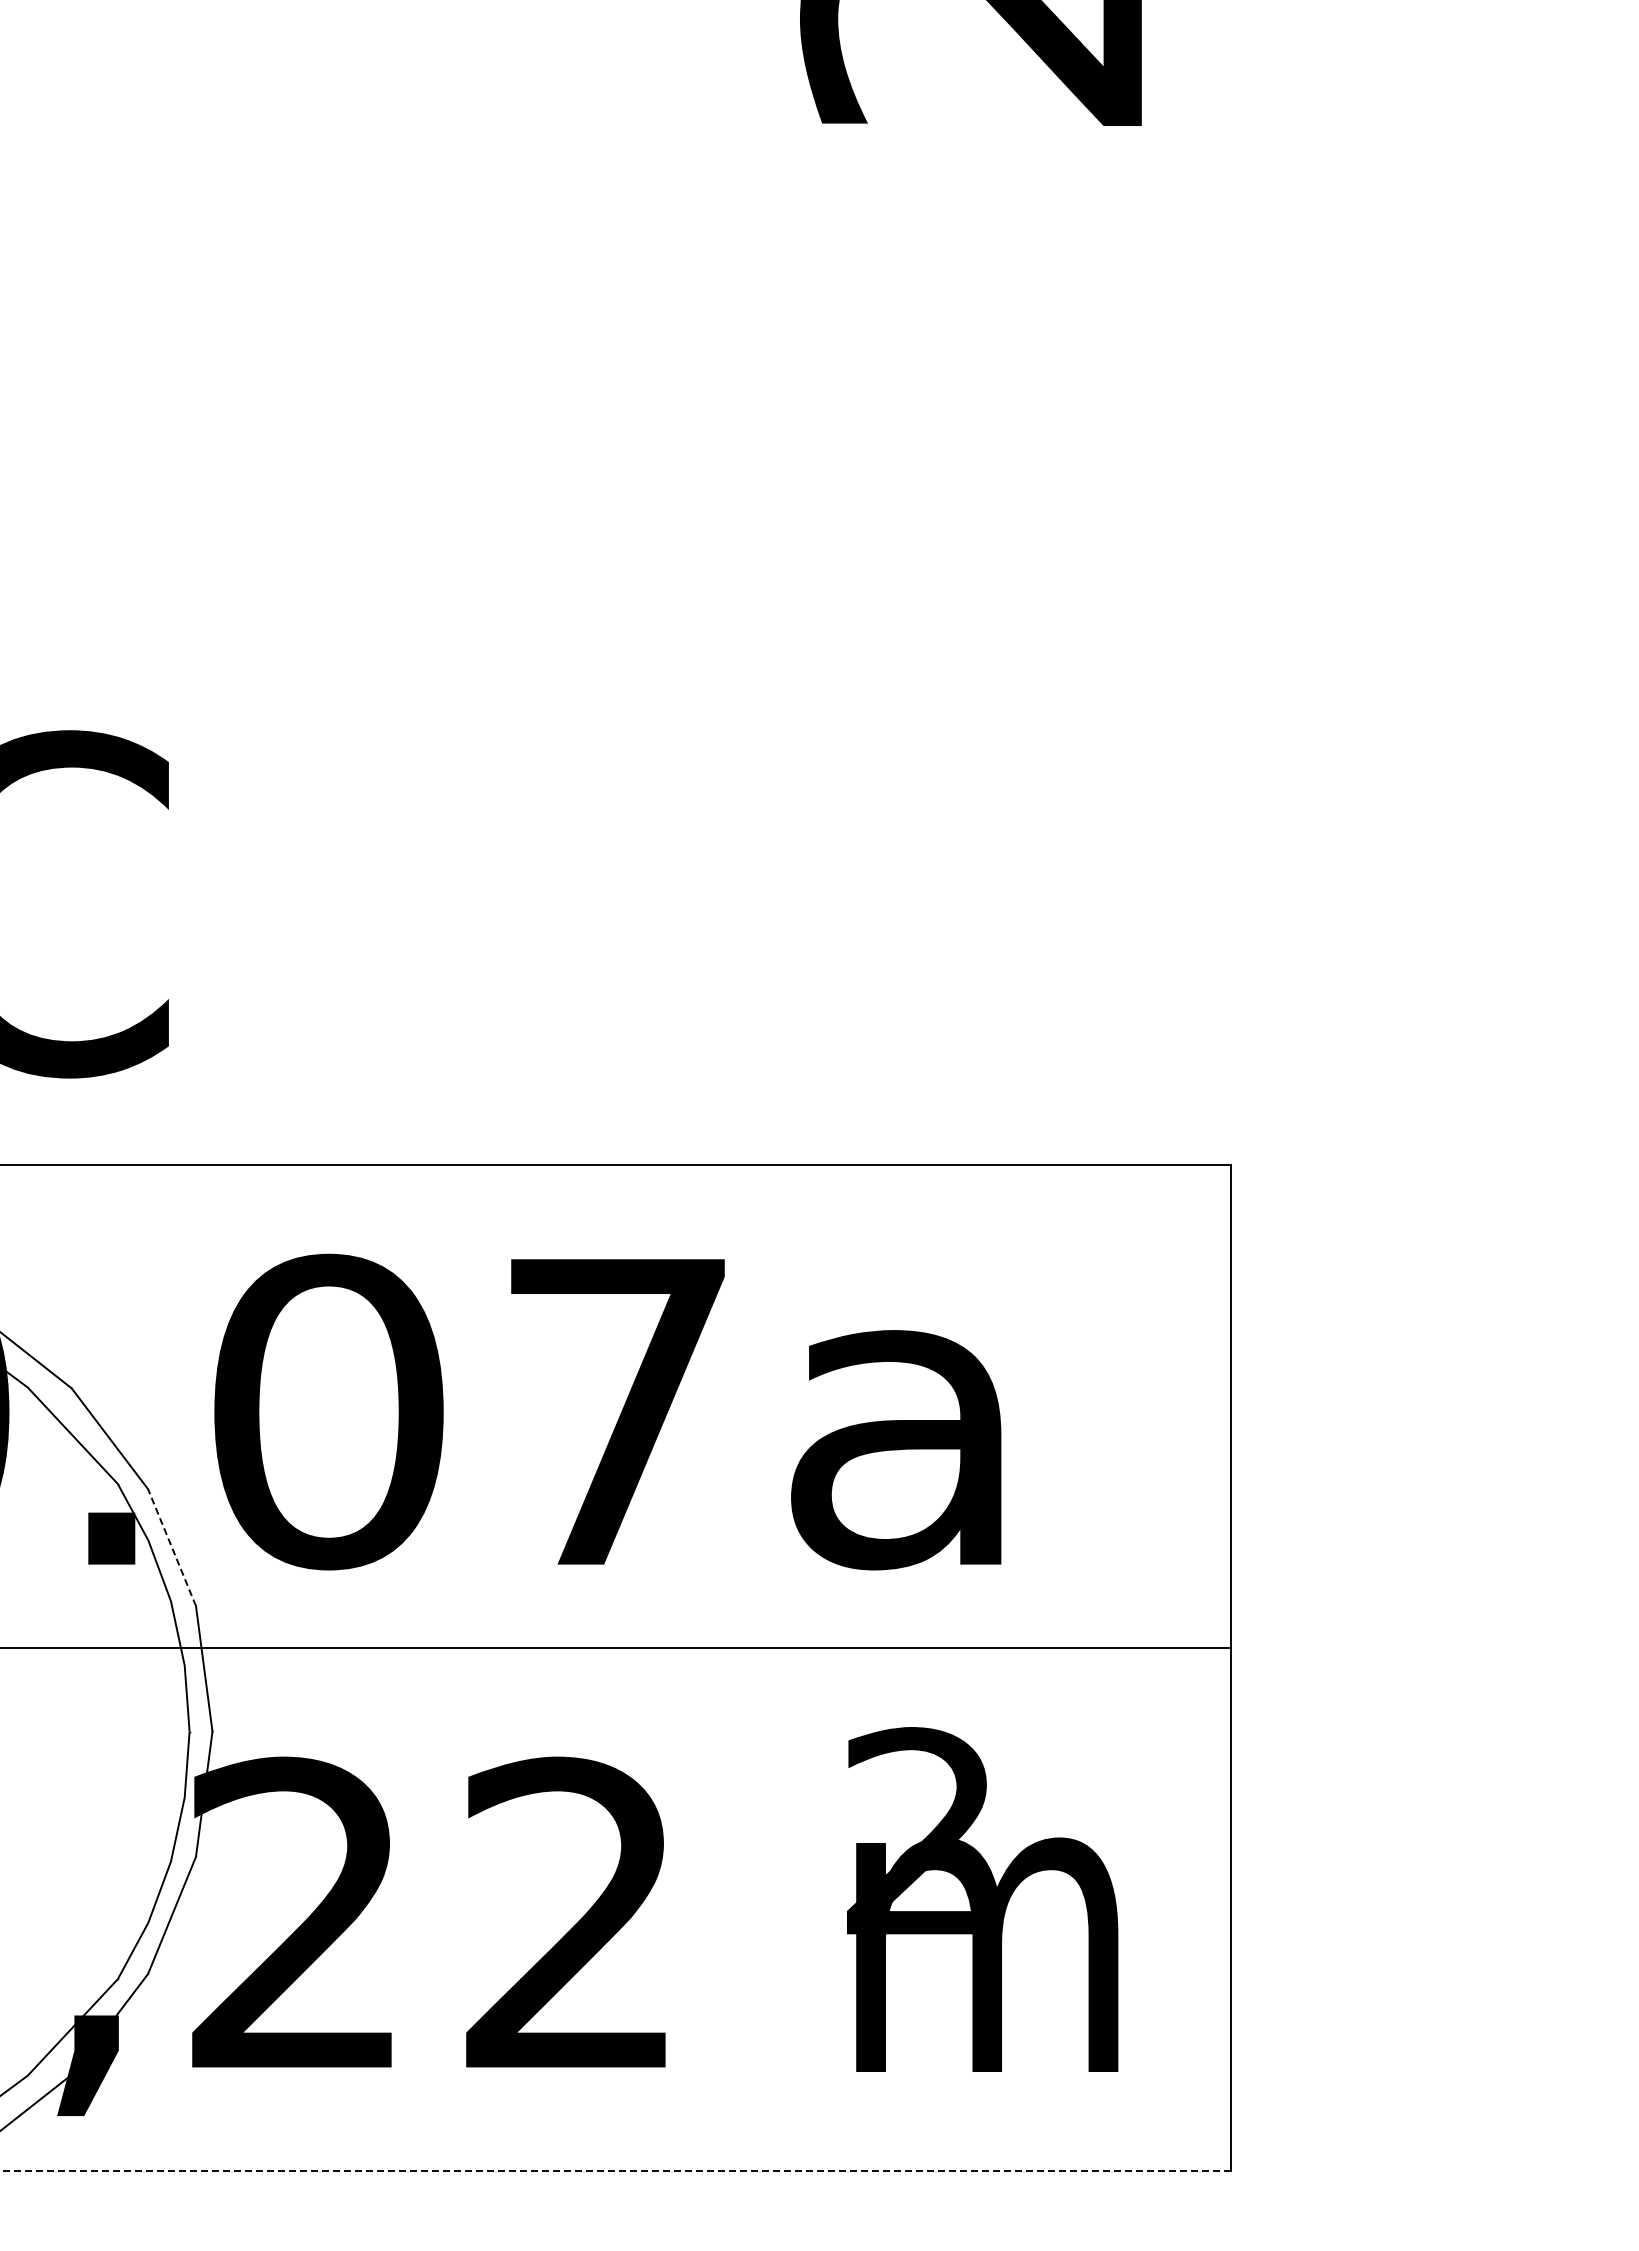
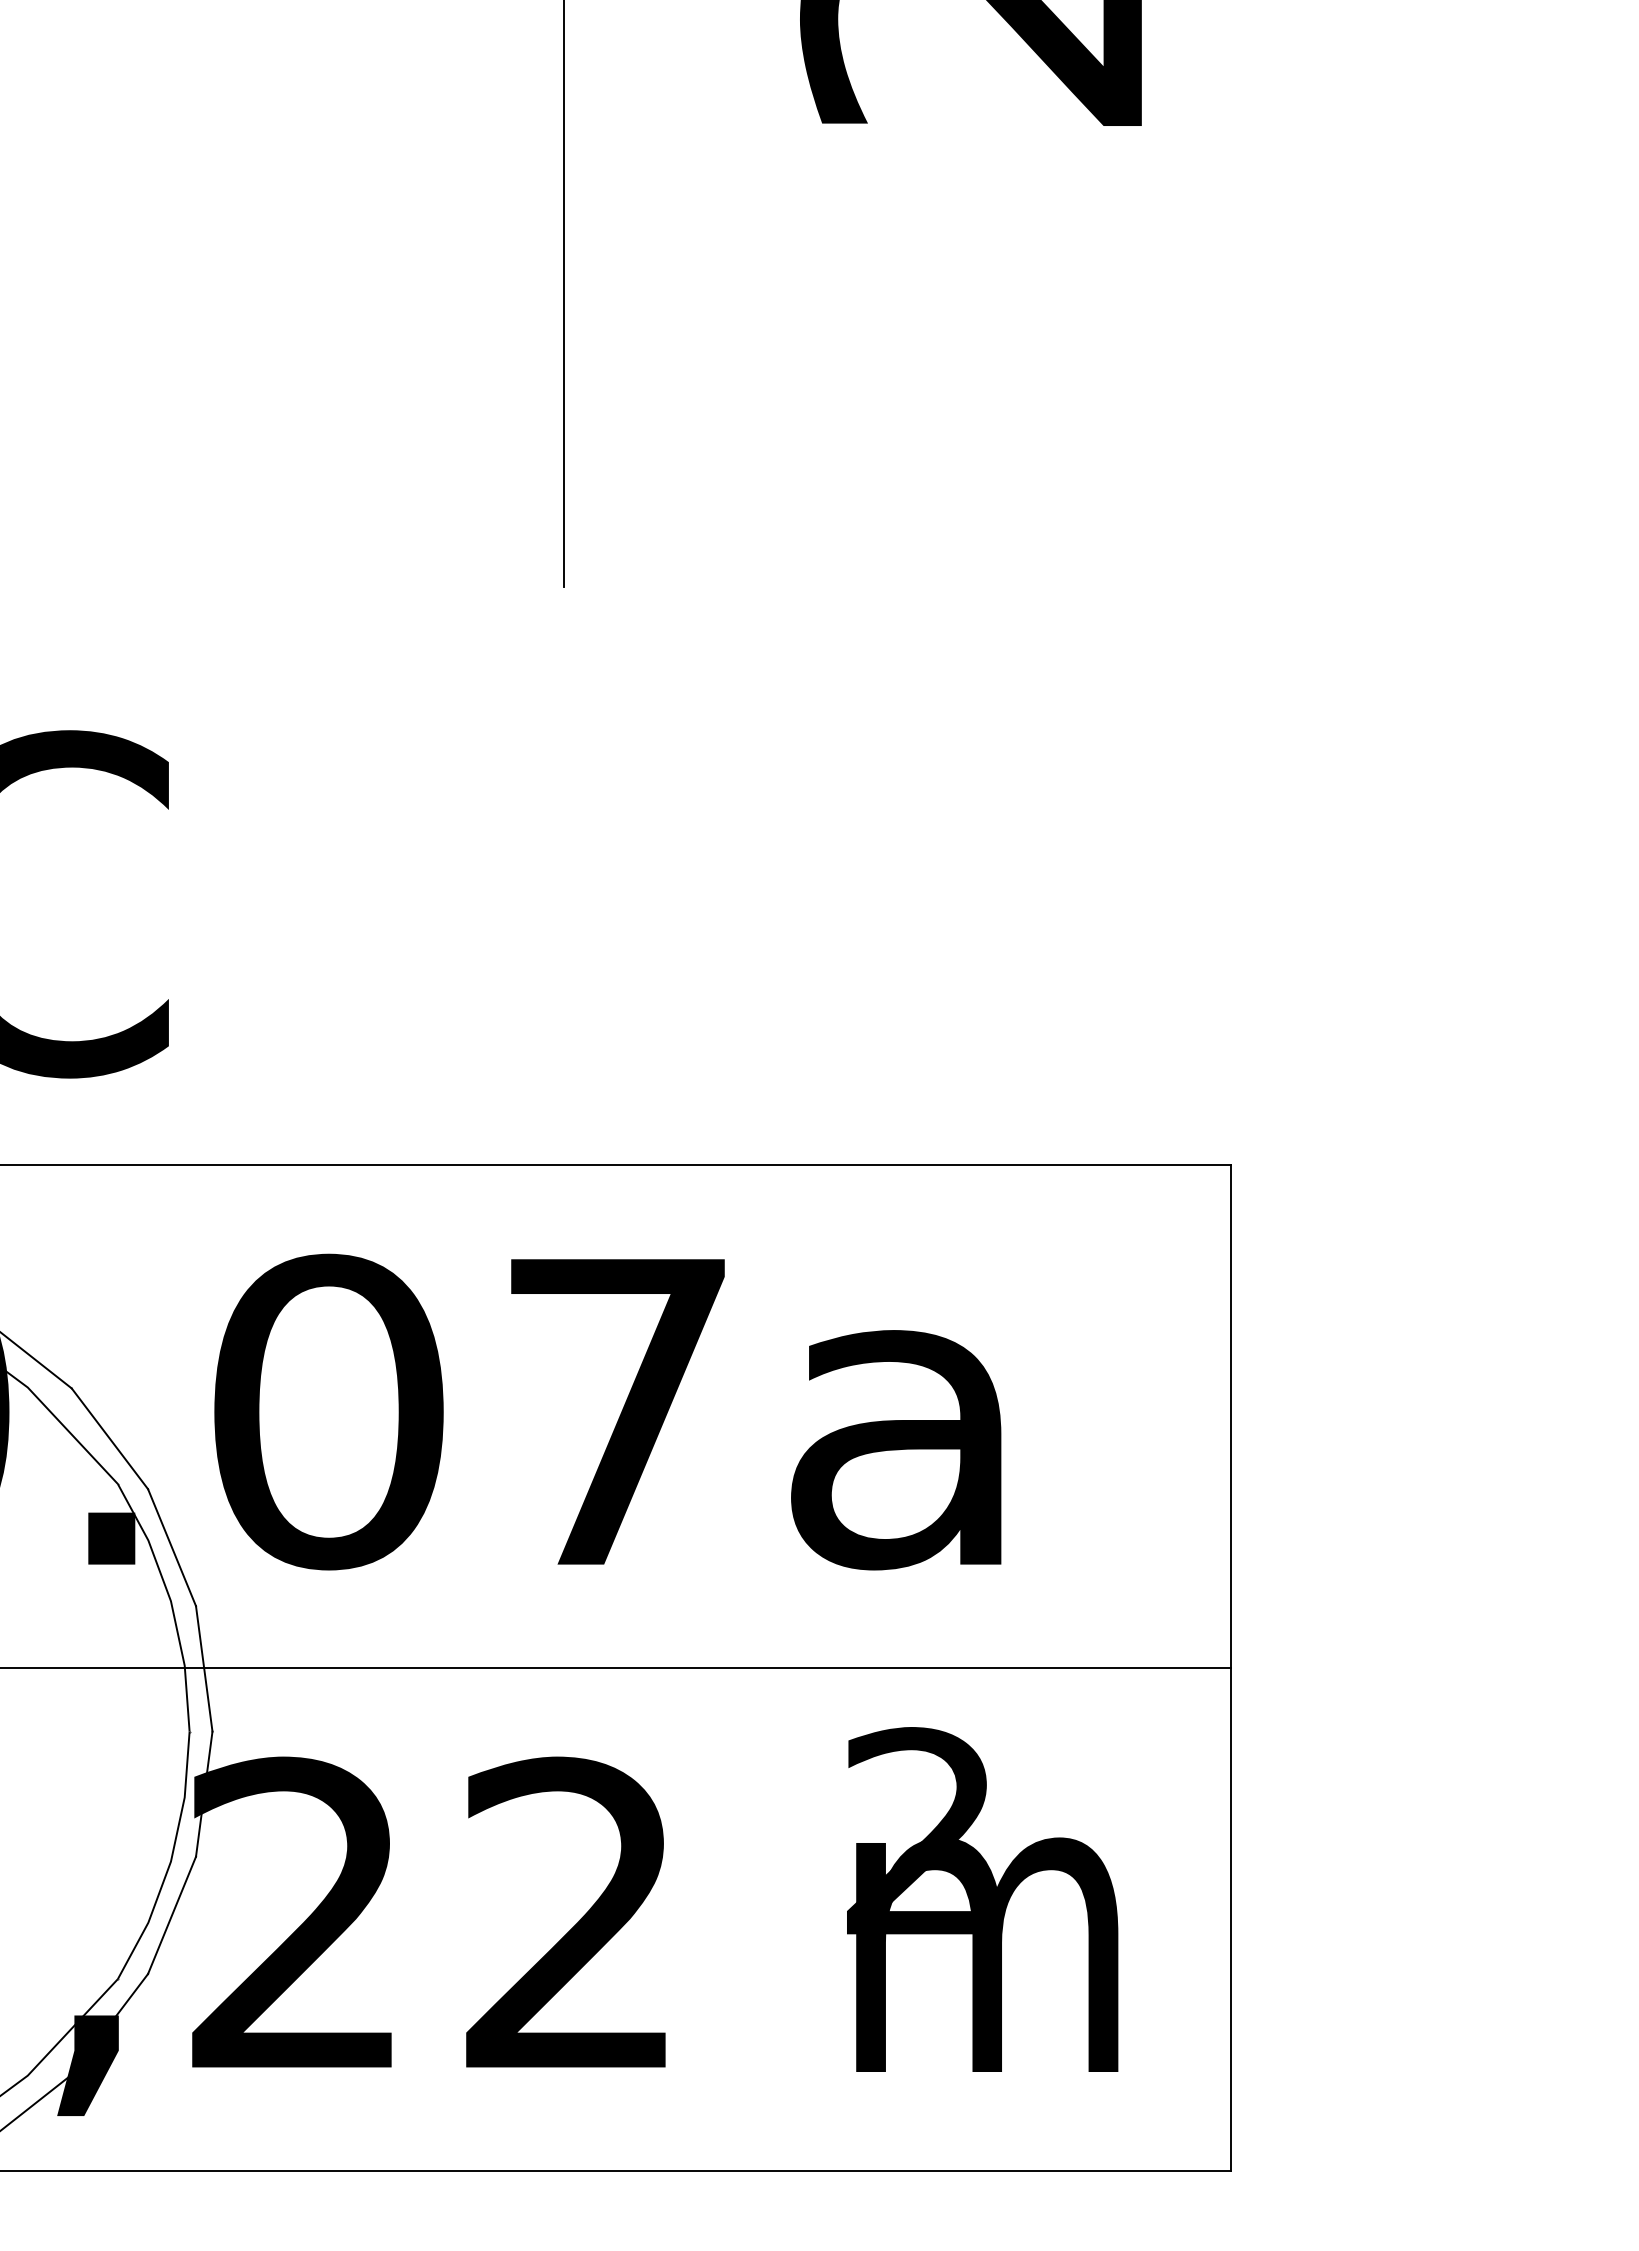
line: none -> present (563, 294)
line: dashed -> solid (171, 1547)
line position: (616, 1647) -> (616, 1667) (616, 1667)
line: dashed -> solid (615, 2170)
